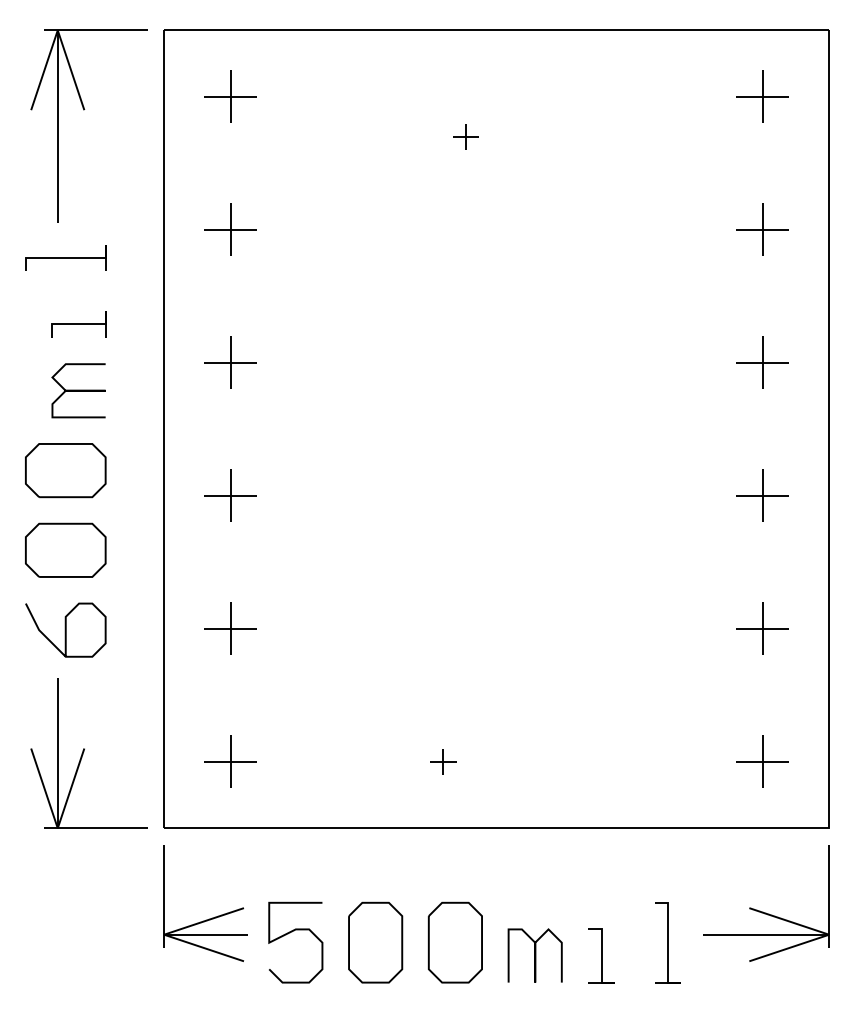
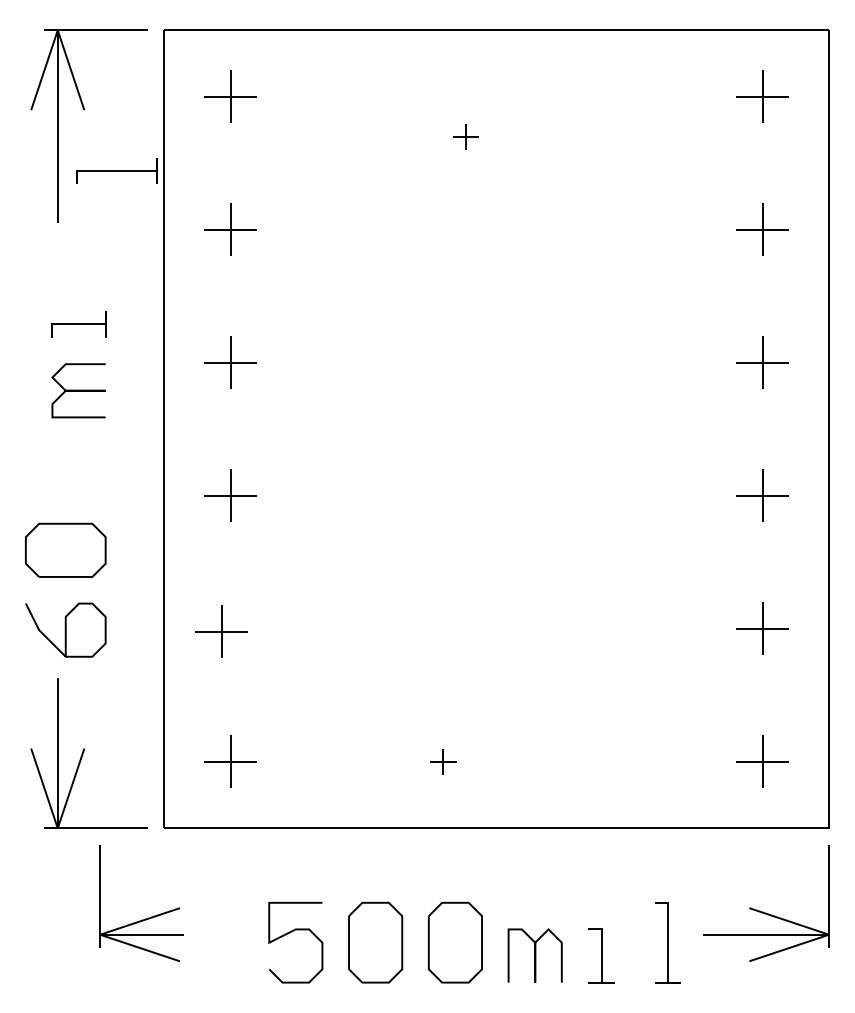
line position: (65, 257) -> (116, 170) (116, 170)
part: present -> none (65, 470)
part position: (230, 628) -> (221, 631) (221, 631)
part position: (209, 918) -> (145, 918) (145, 918)
